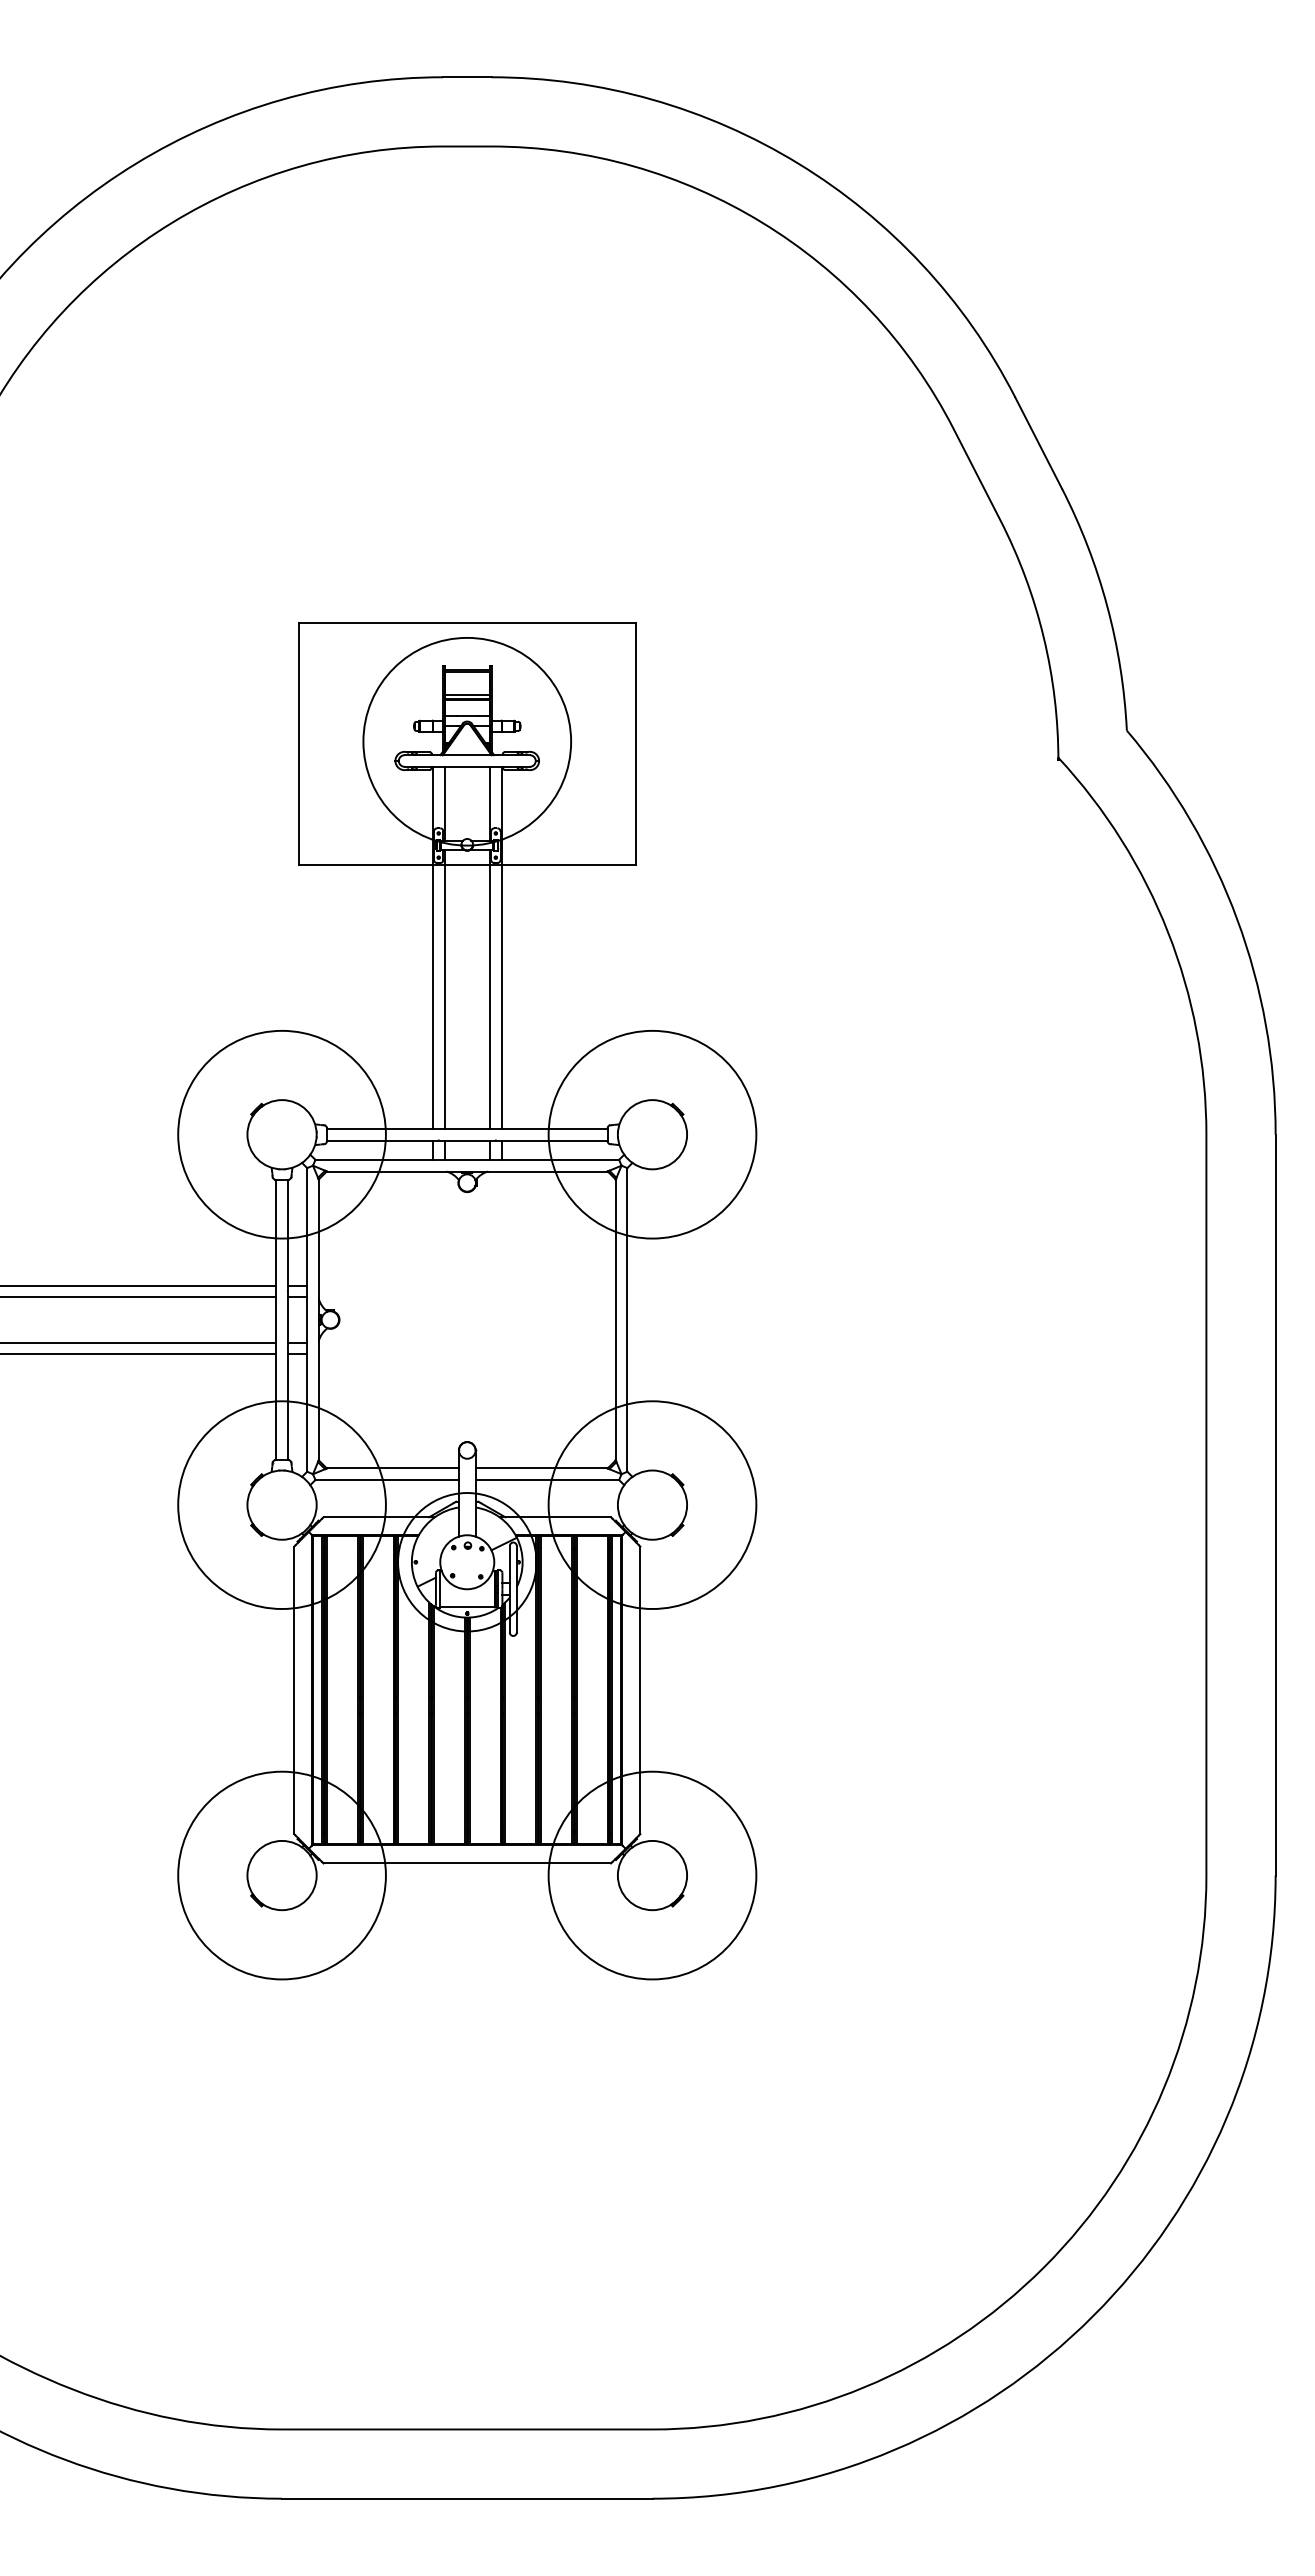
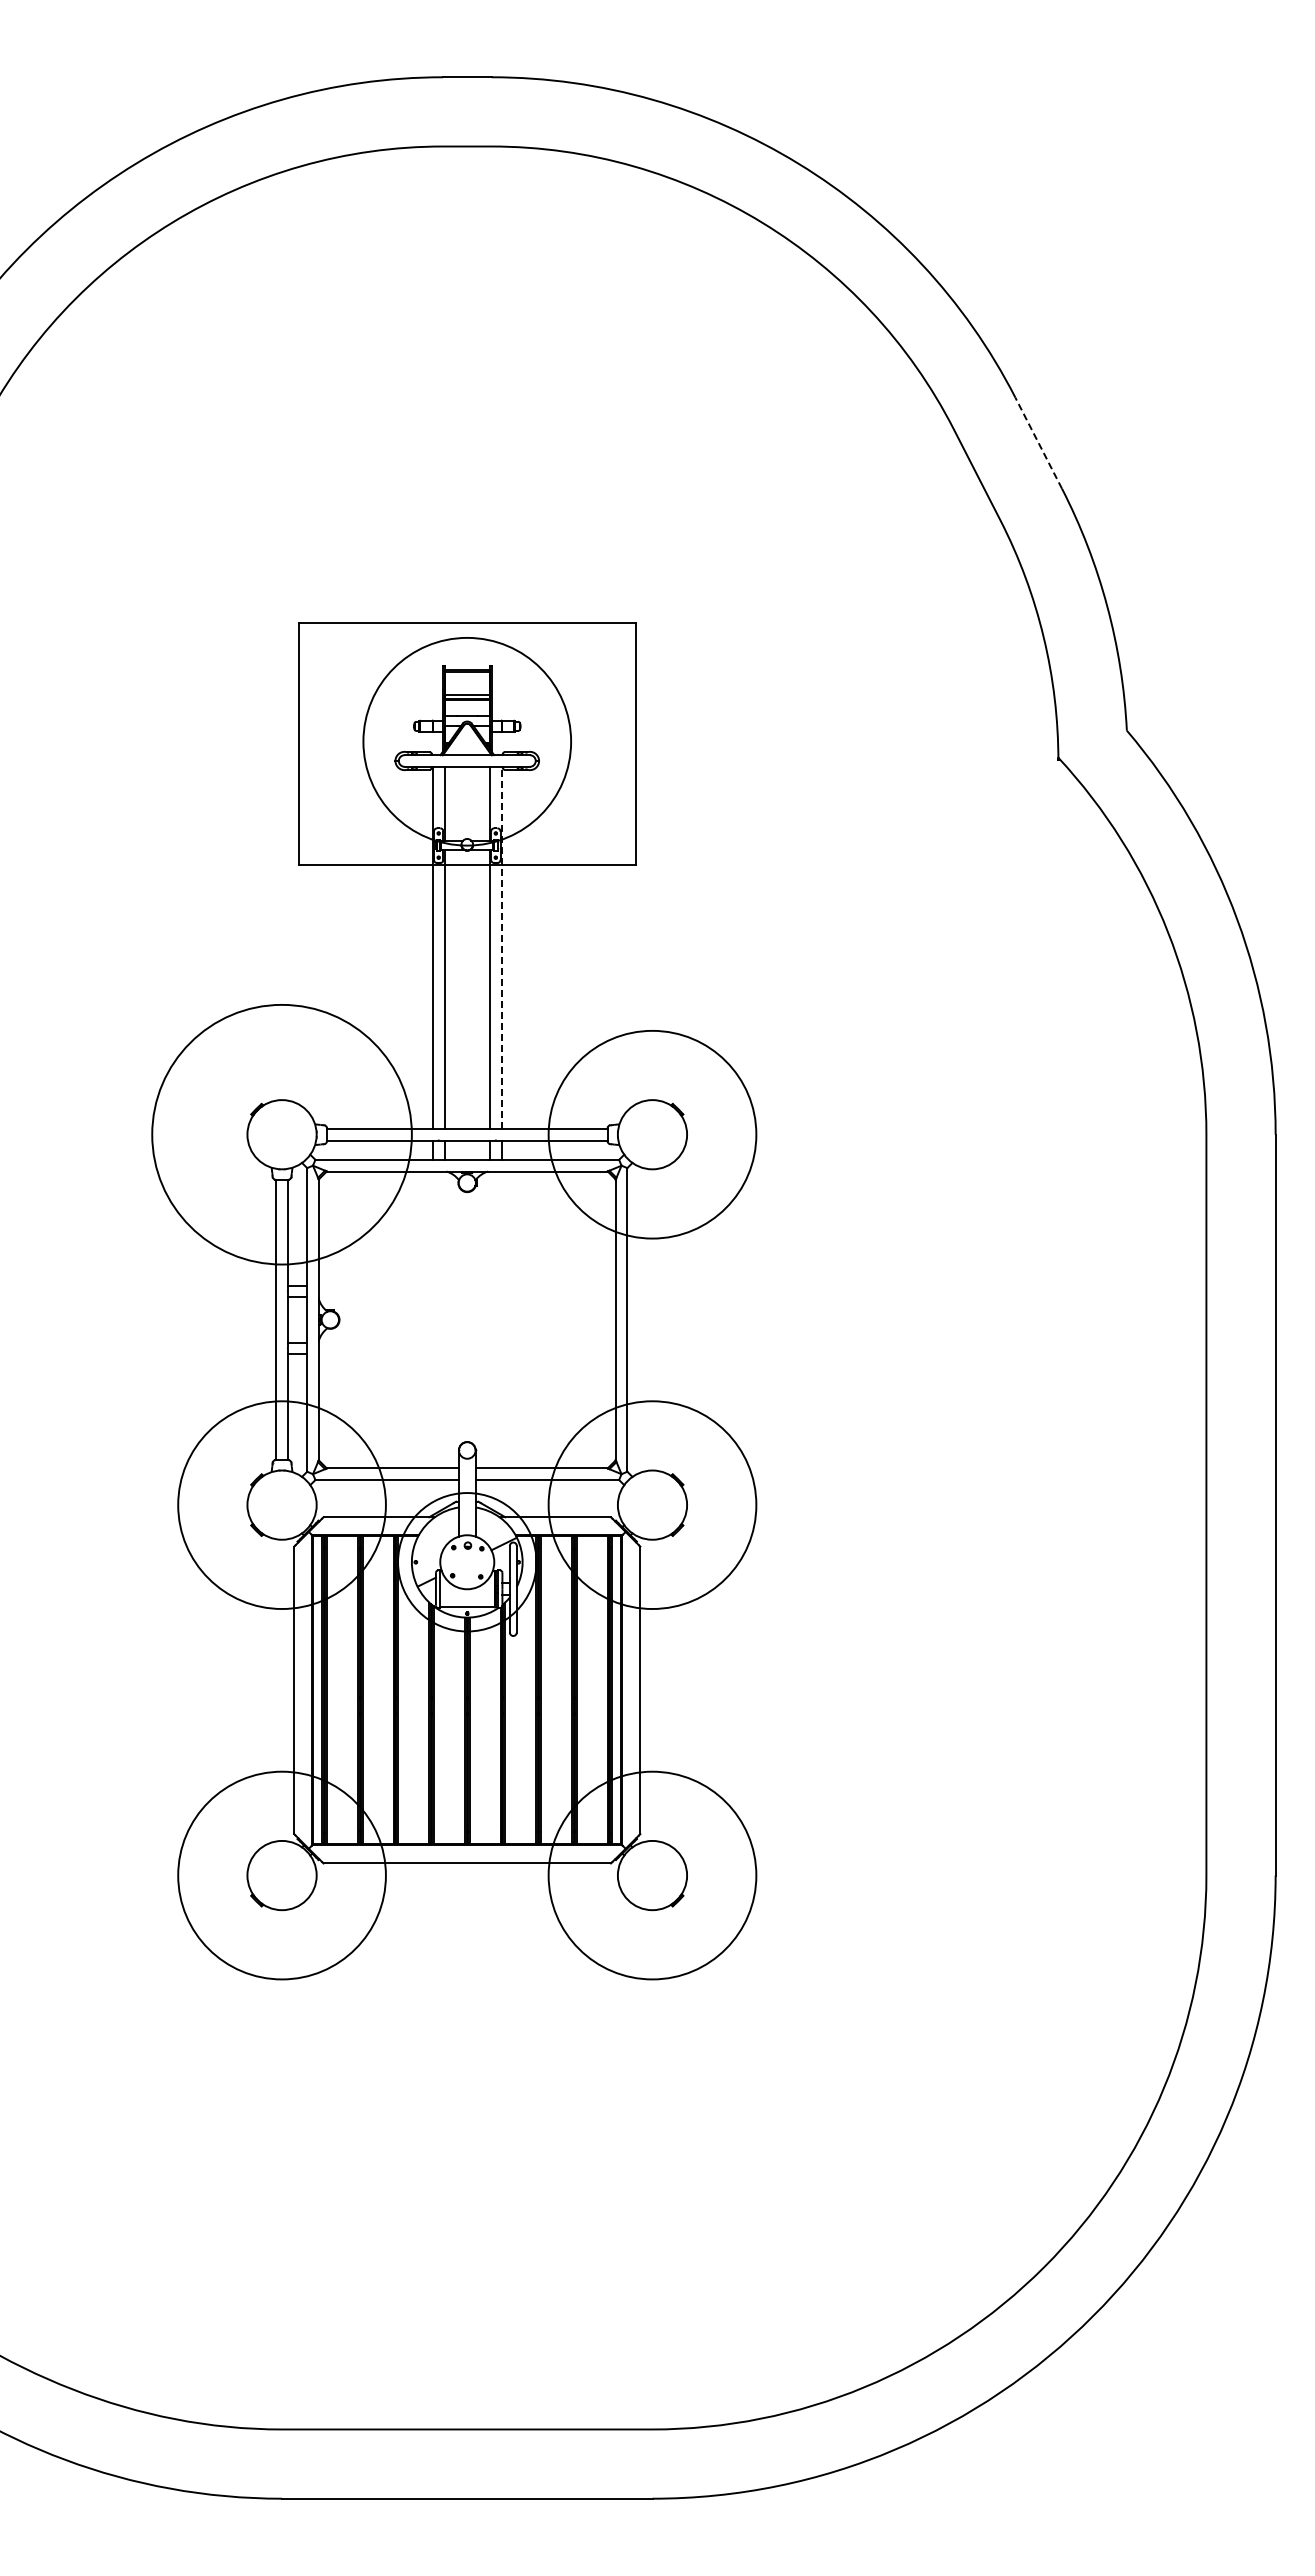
line: solid -> dashed (1038, 442)
line: solid -> dashed (501, 947)
circle diameter: 208 px -> 260 px (281, 1134)
line: present -> none (139, 1285)
line: present -> none (139, 1297)
line: present -> none (139, 1342)
line: present -> none (139, 1354)
